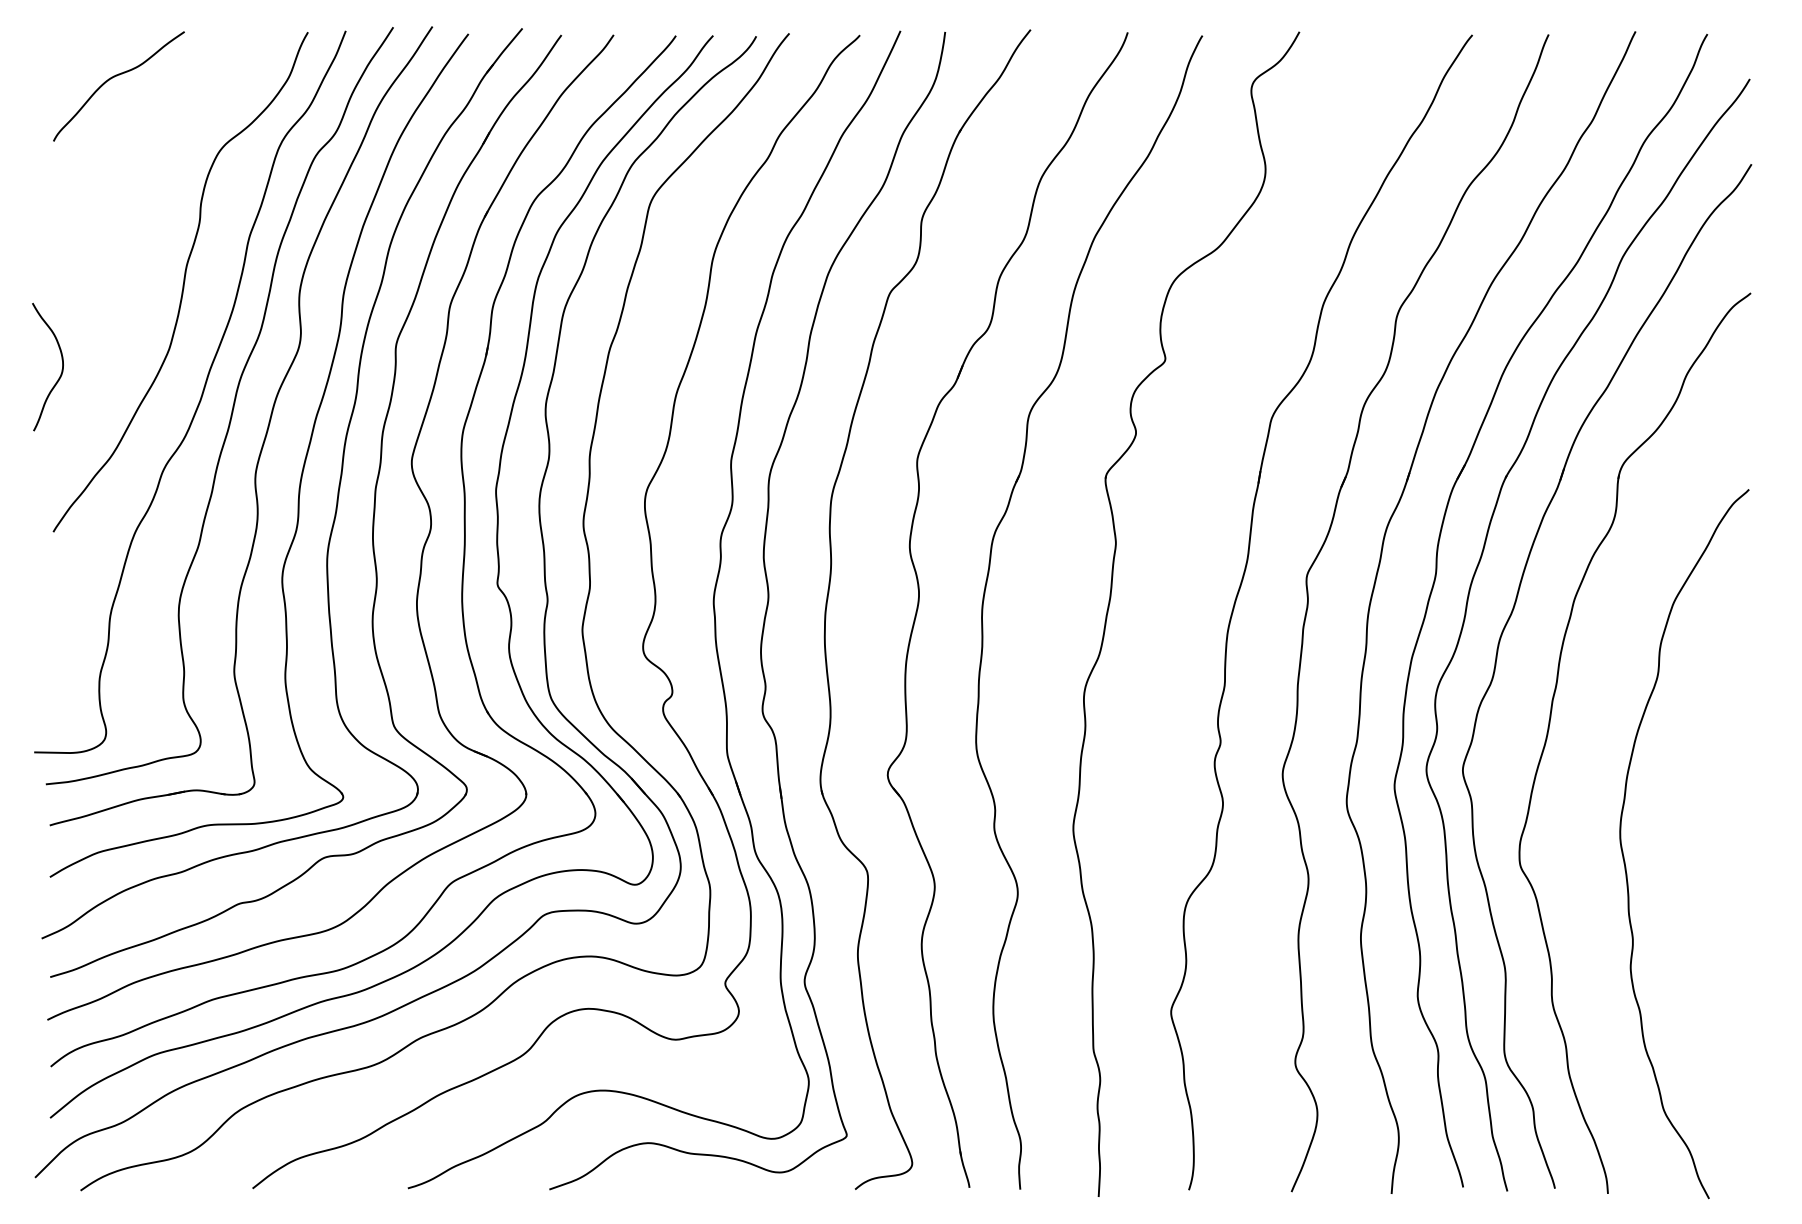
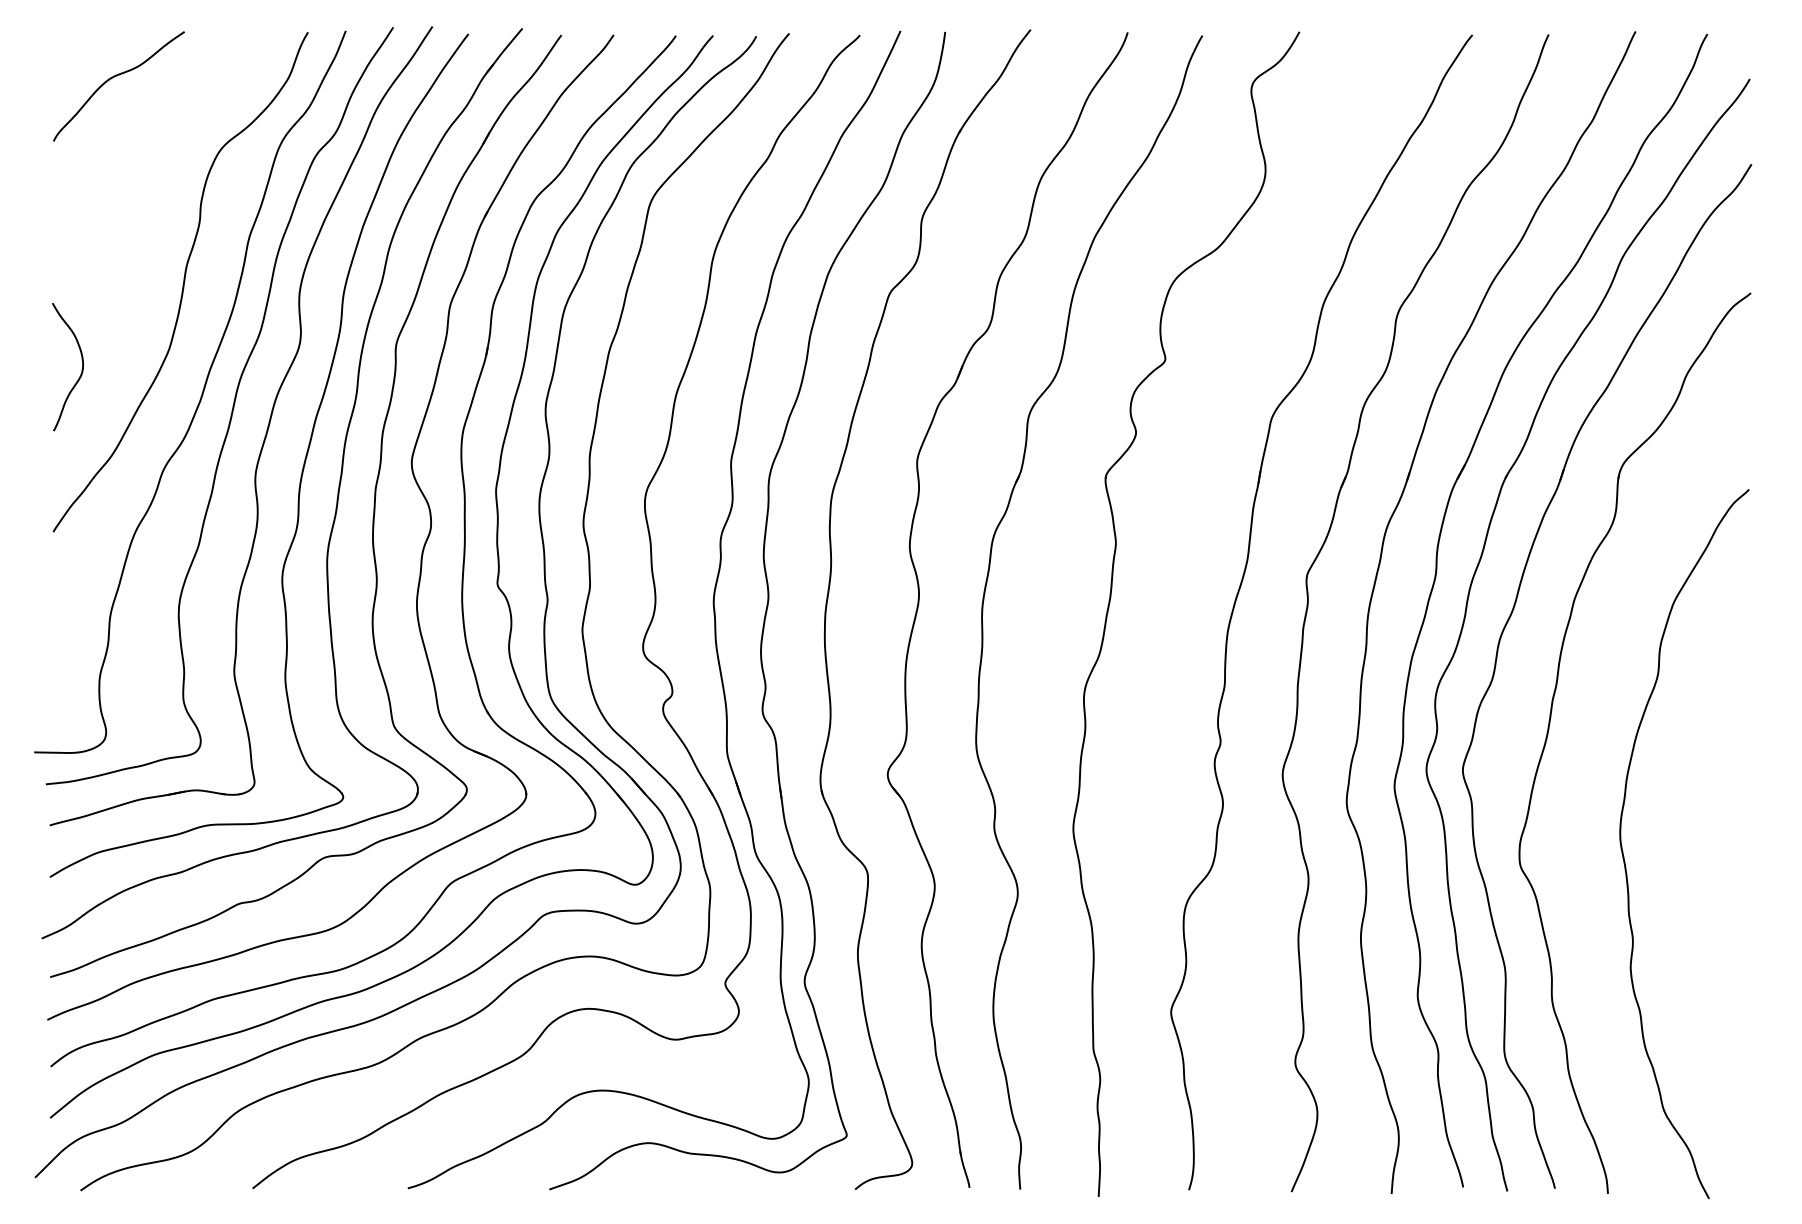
curve position: (61, 369) -> (81, 369) (81, 369)
